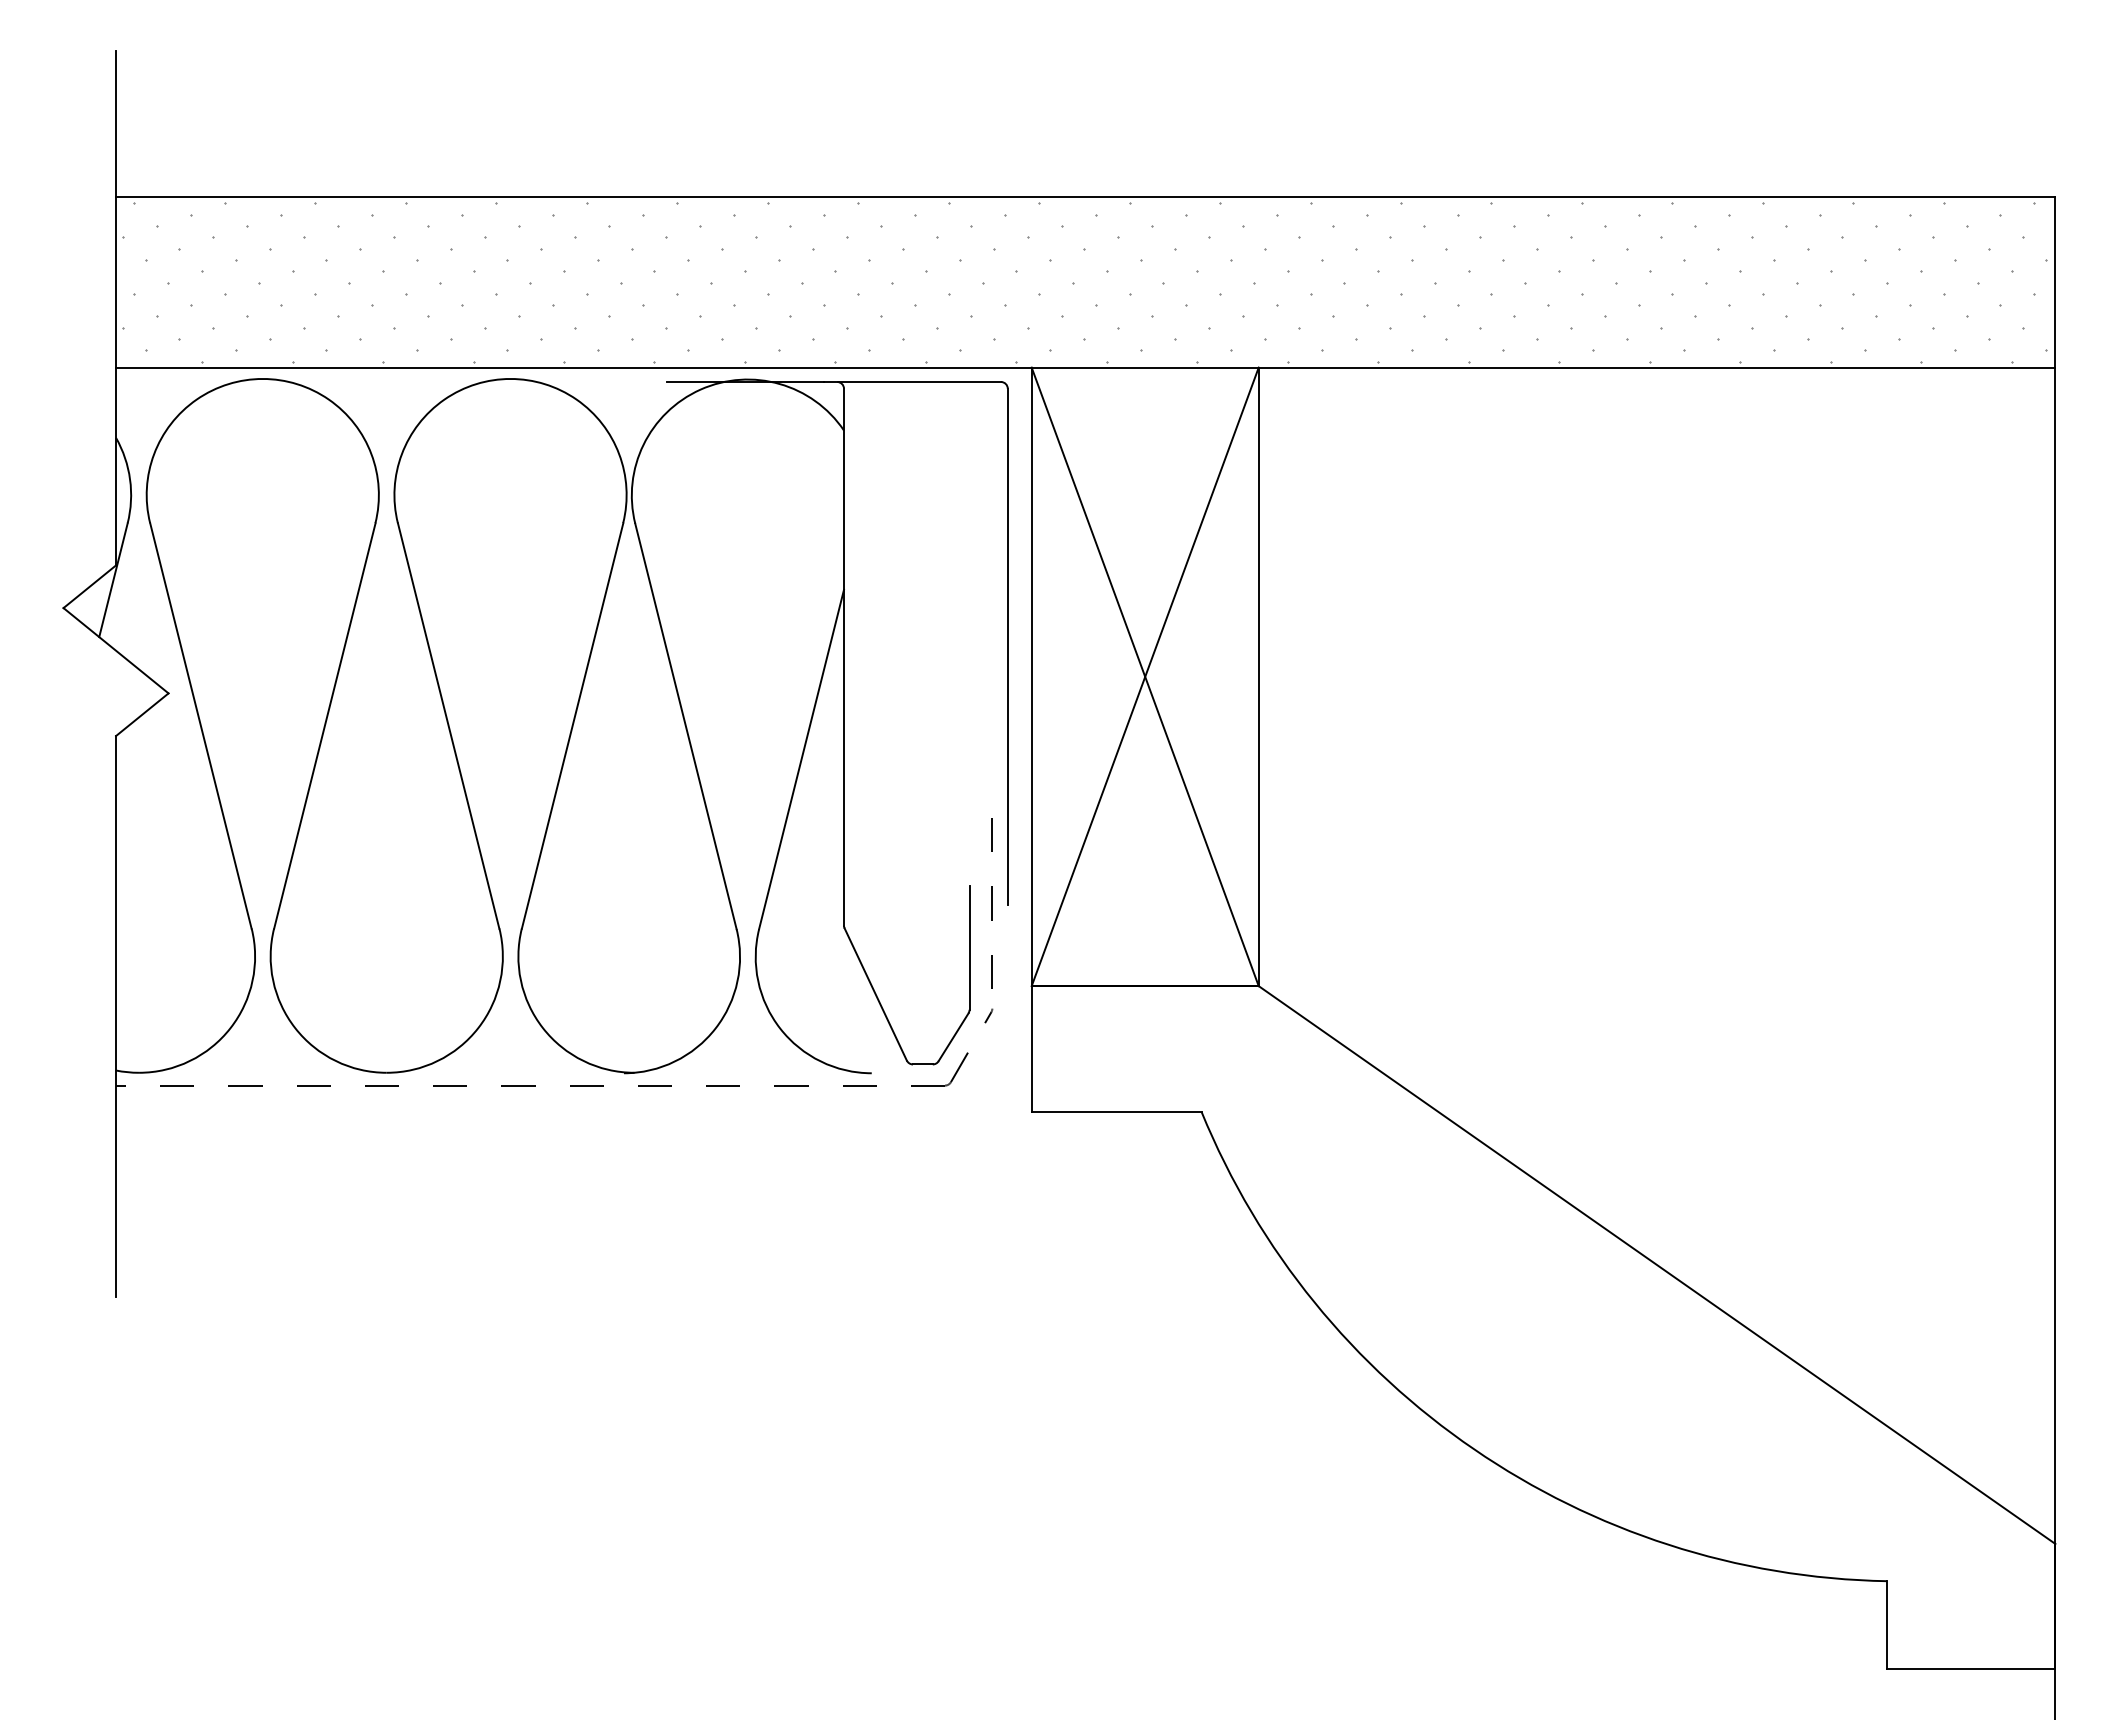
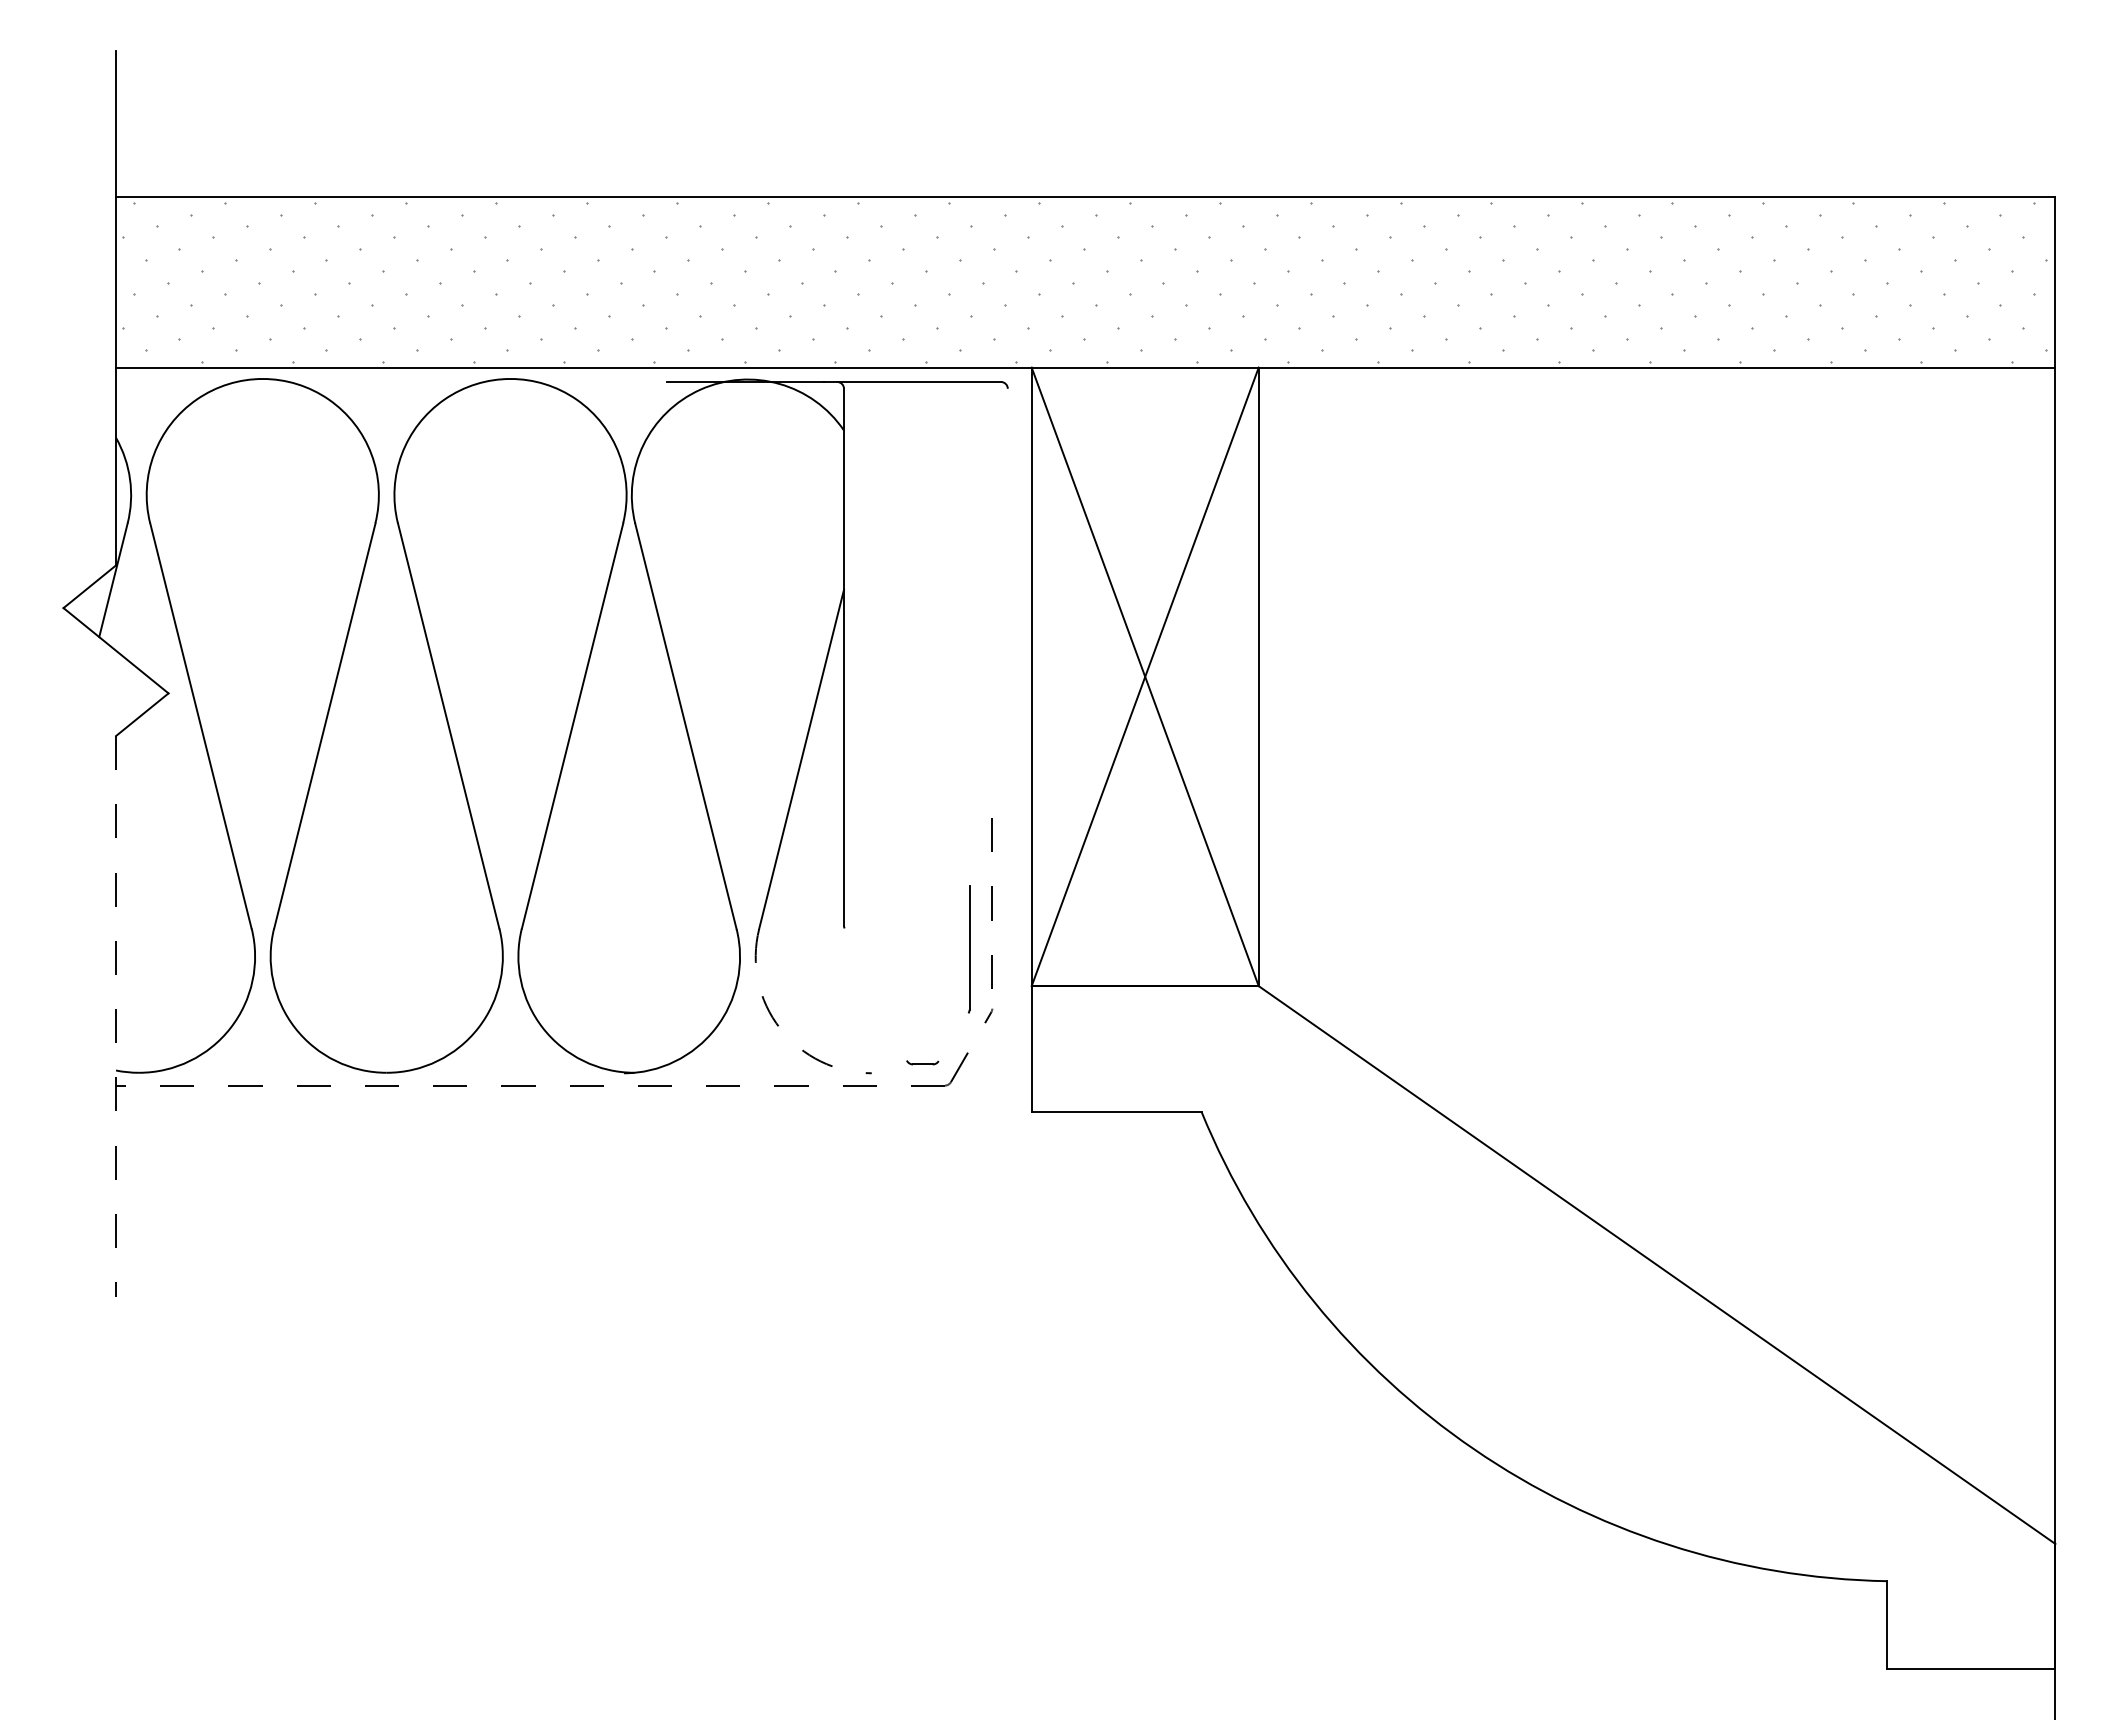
line: present -> none (1007, 646)
line: present -> none (875, 994)
line: solid -> dashed (116, 1016)
arc: solid -> dashed (780, 1028)
line: present -> none (953, 1037)
